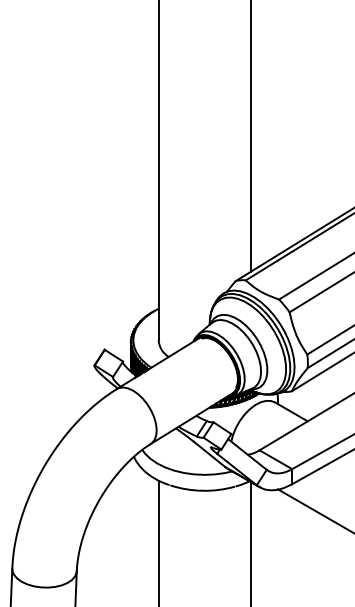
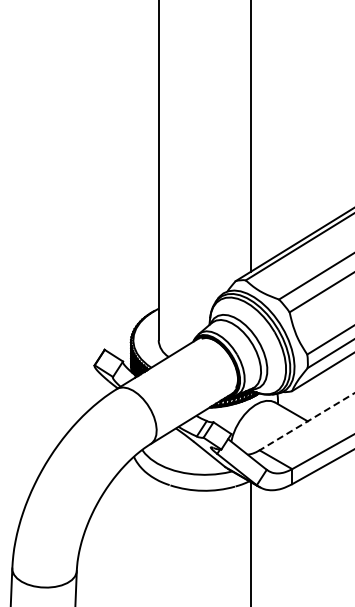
line: solid -> dashed (306, 422)
line: present -> none (314, 510)
line: present -> none (158, 541)
